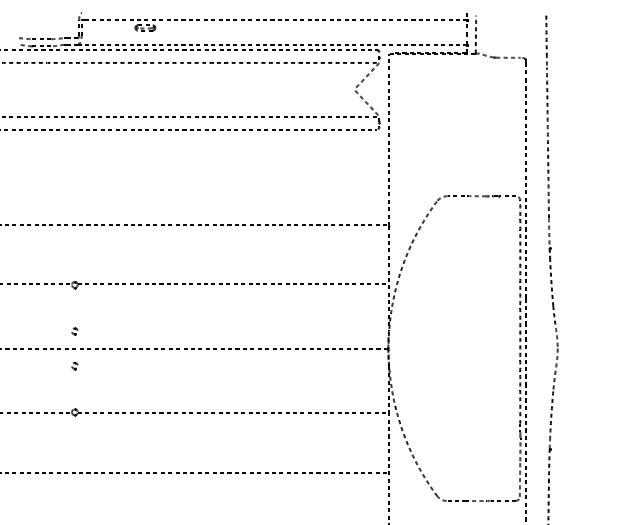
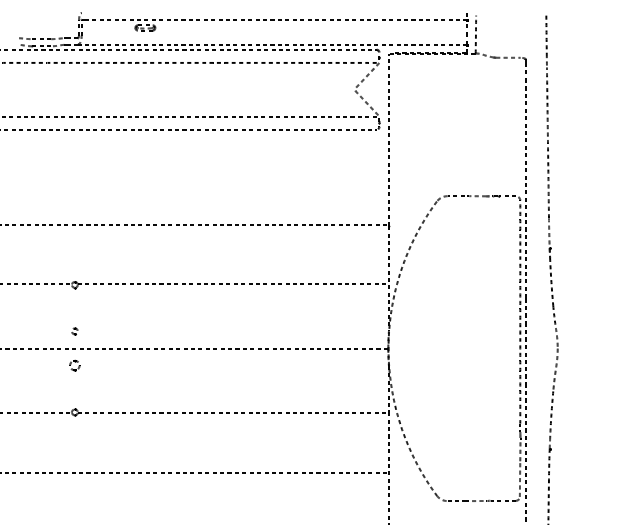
part size: 8x9 px -> 12x13 px (74, 365)
